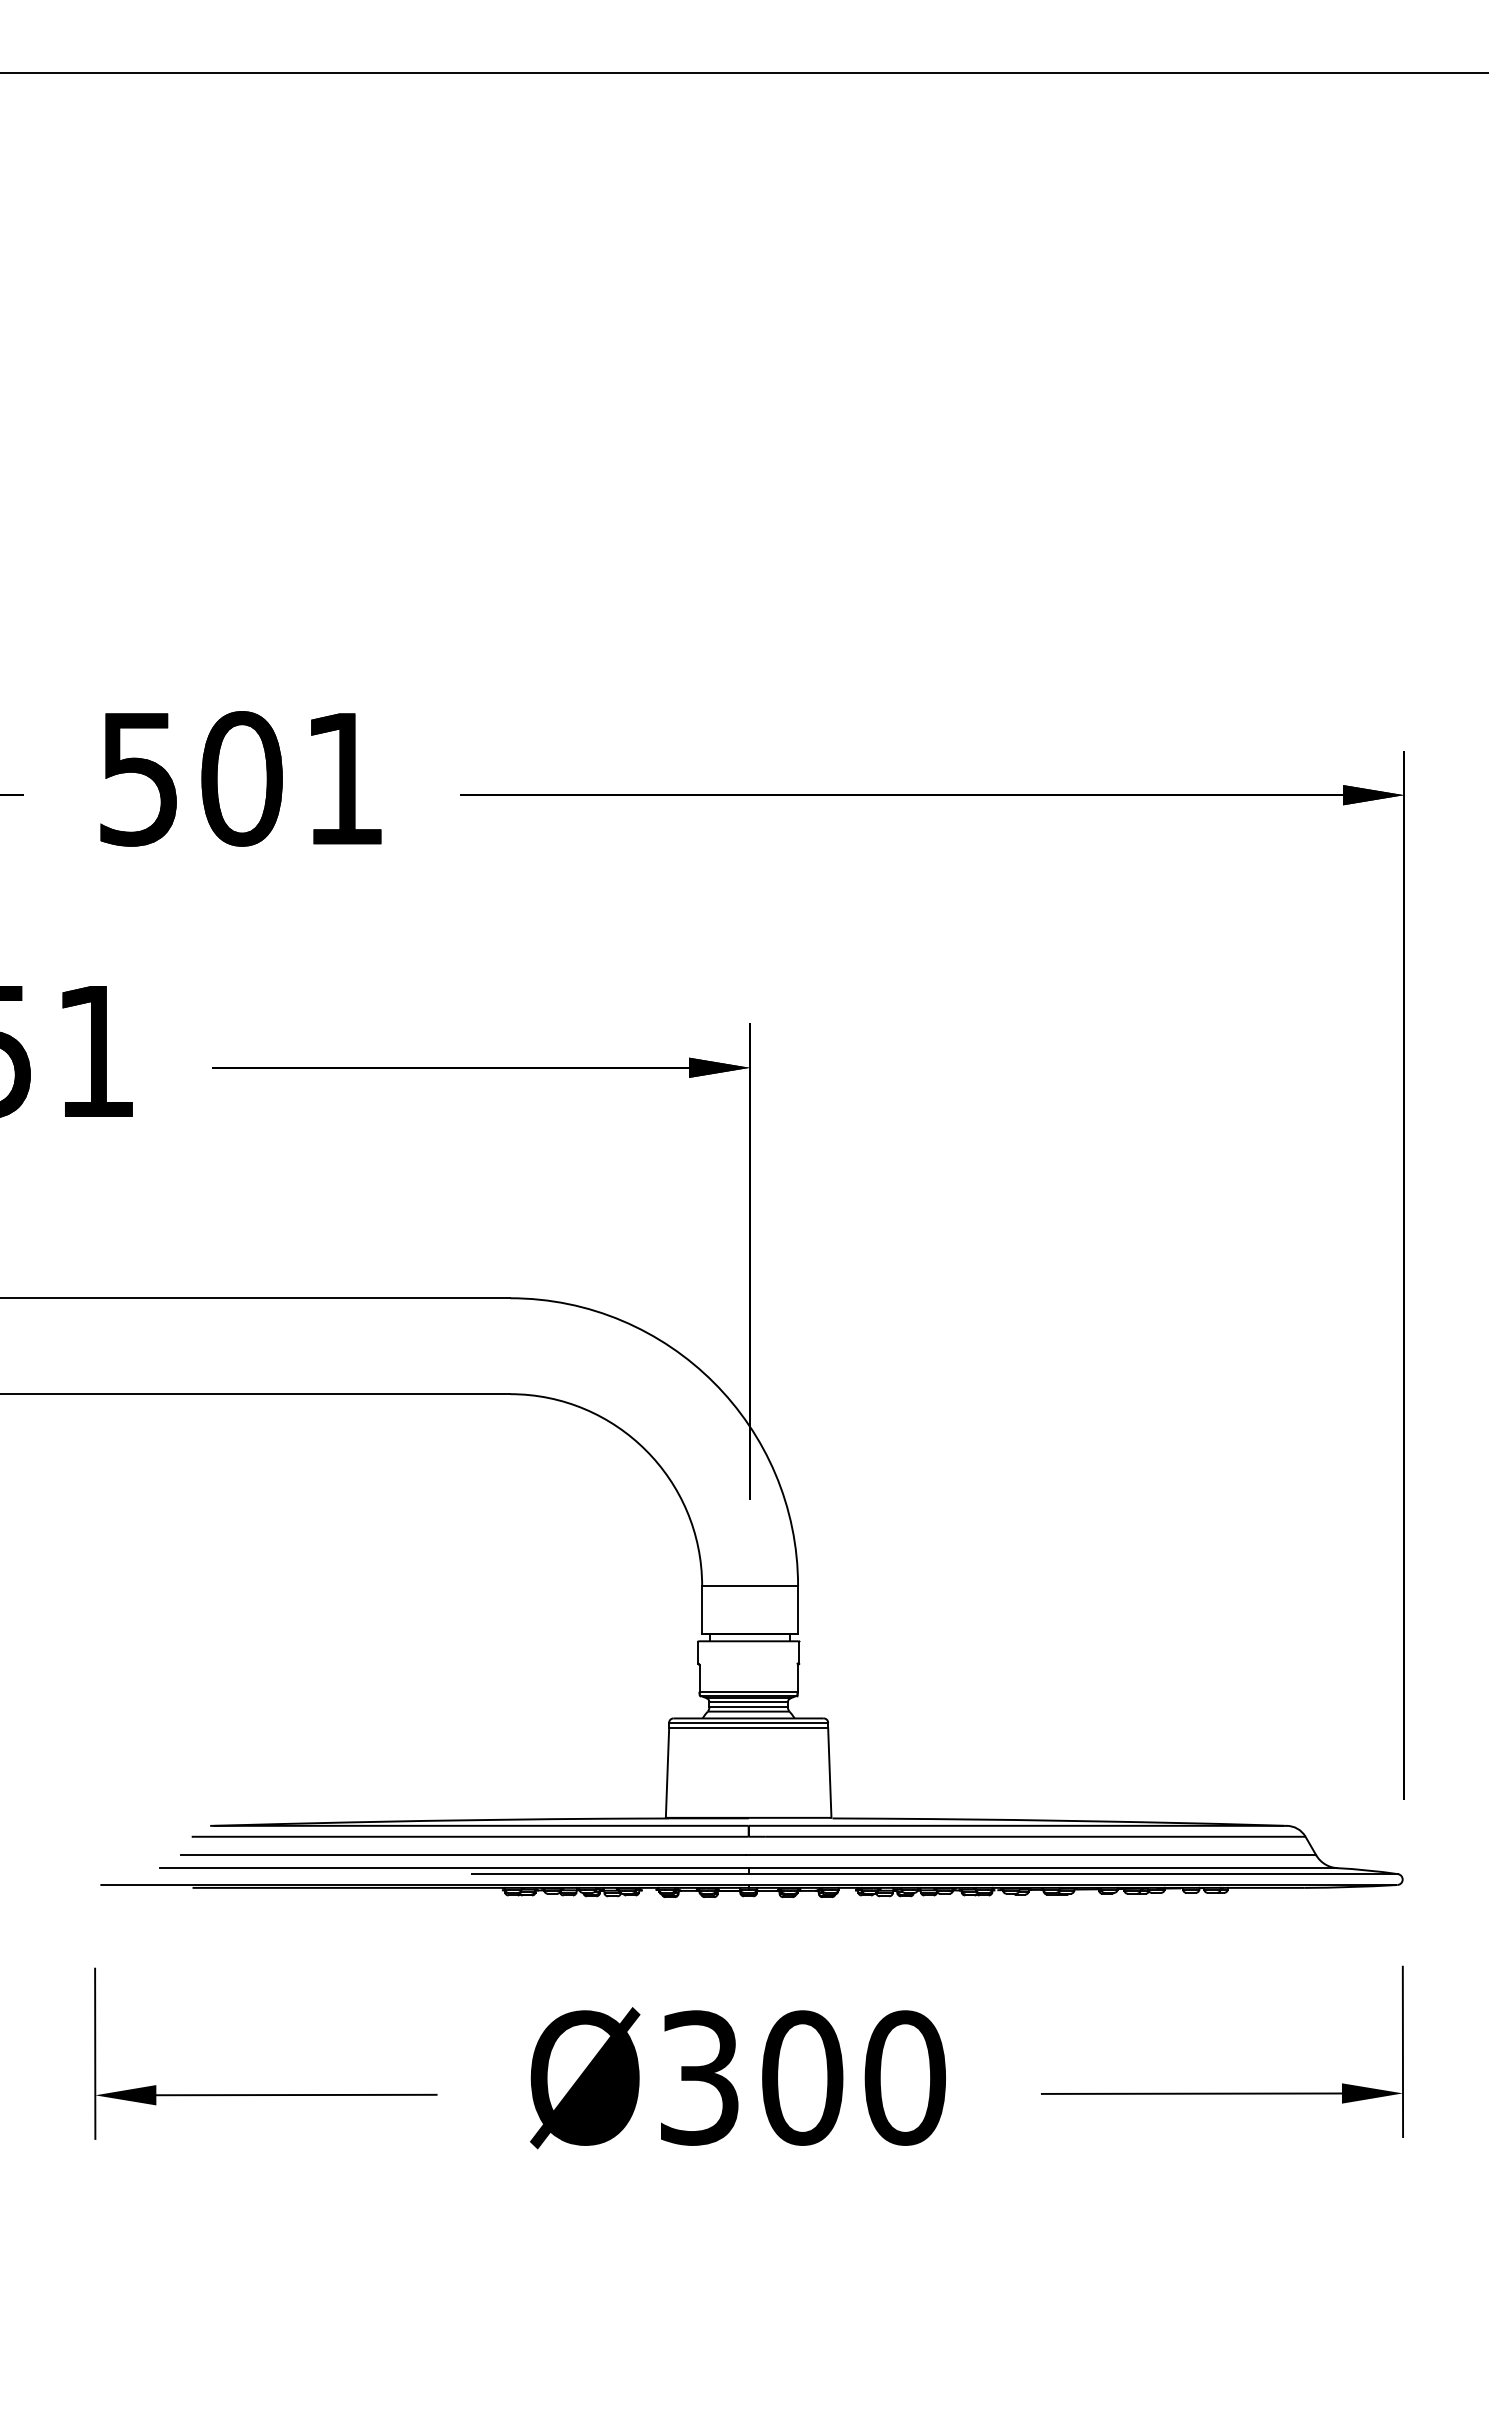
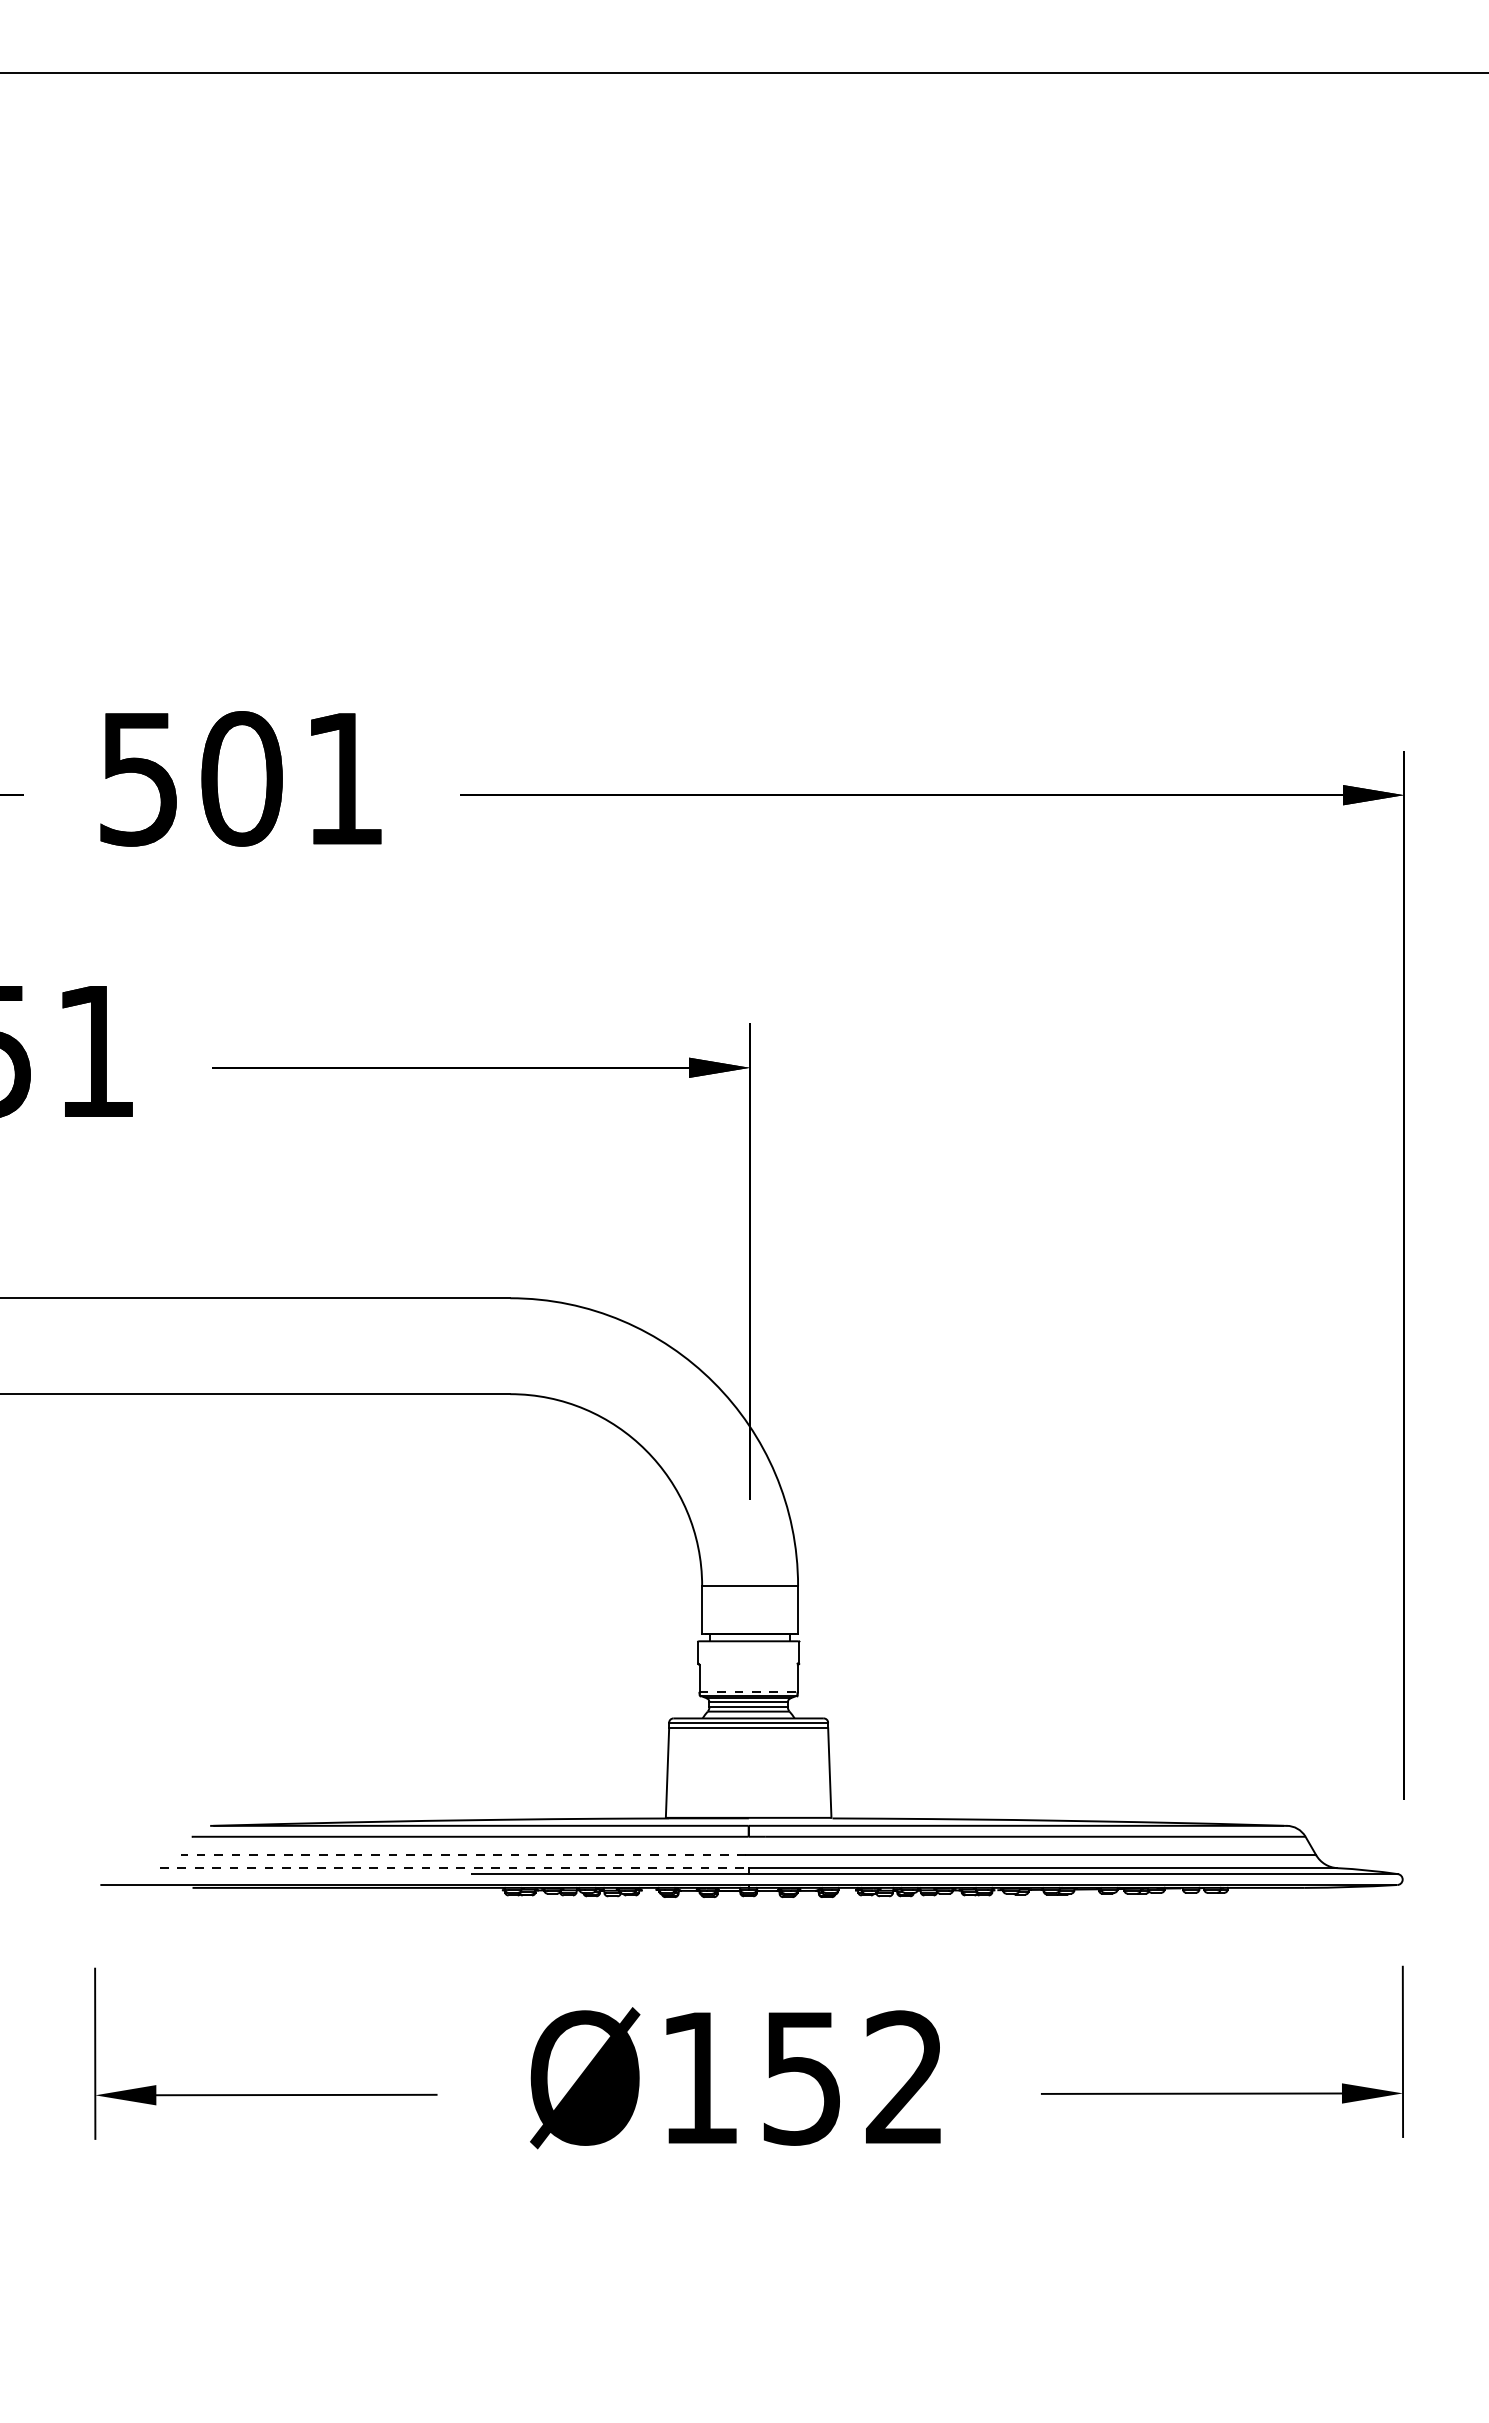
line: solid -> dashed (749, 1691)
line: solid -> dashed (463, 1855)
line: solid -> dashed (454, 1868)
text: Ø300 -> Ø152 (803, 2077)
